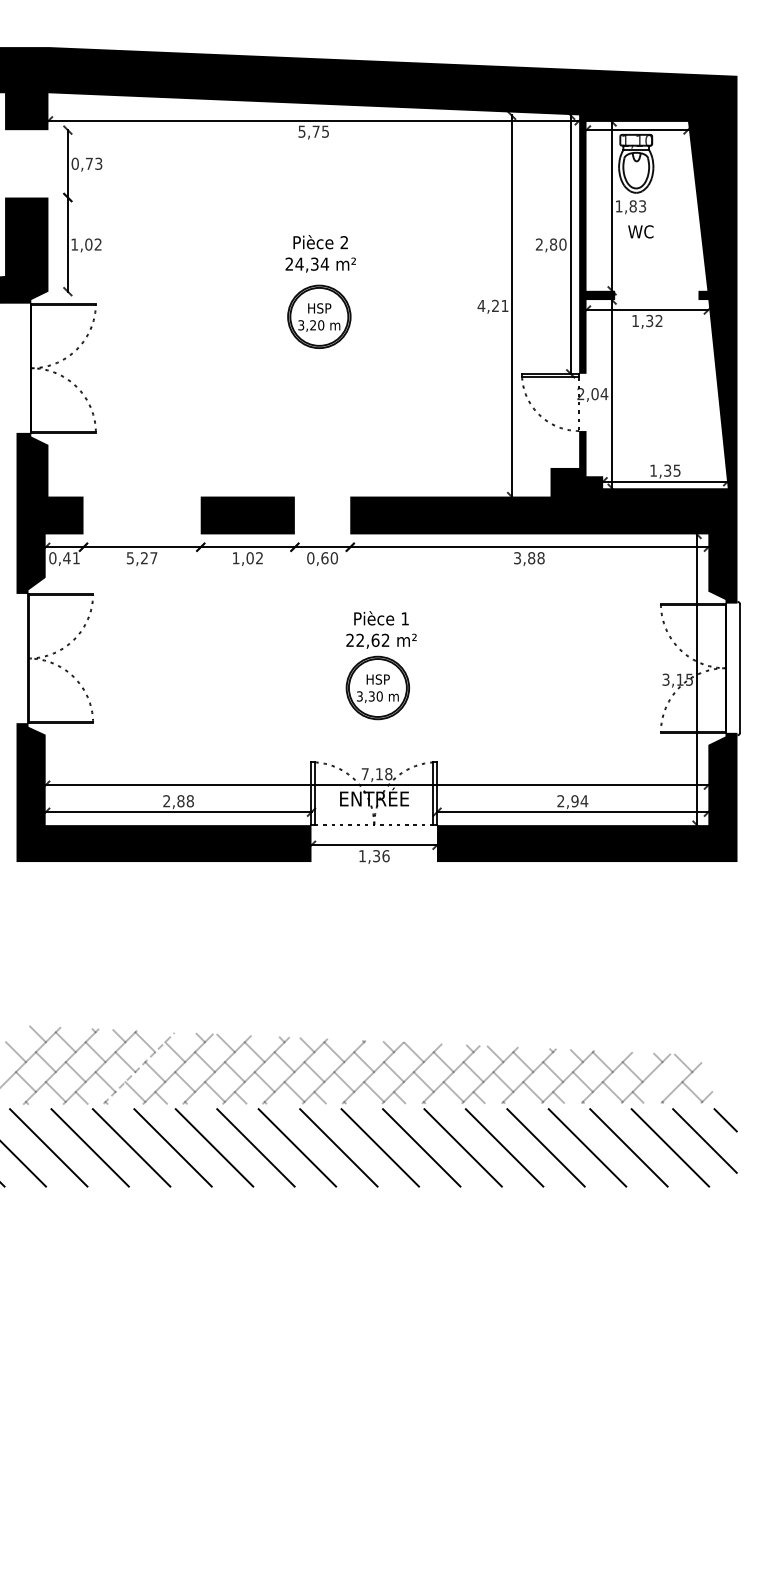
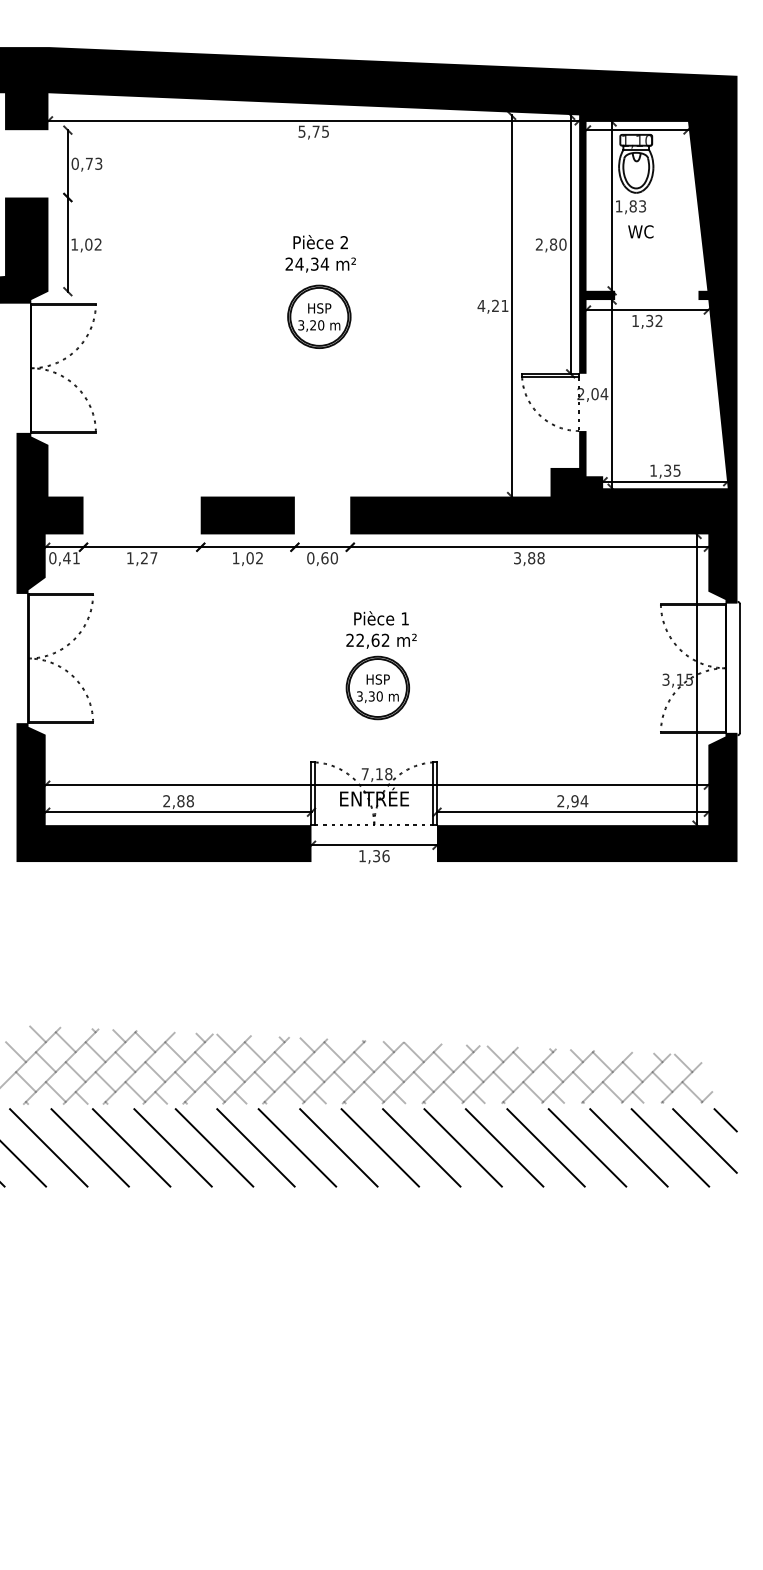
text: 5,27 -> 1,27 (129, 558)
line: dashed -> solid (139, 1068)
line: none -> present (662, 1081)
